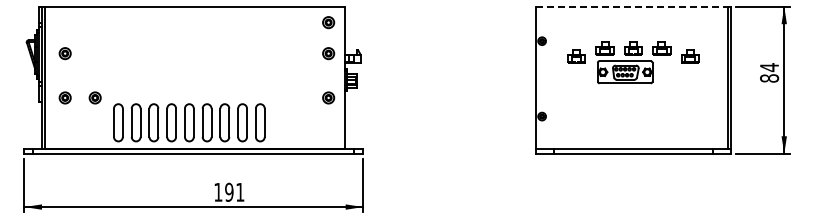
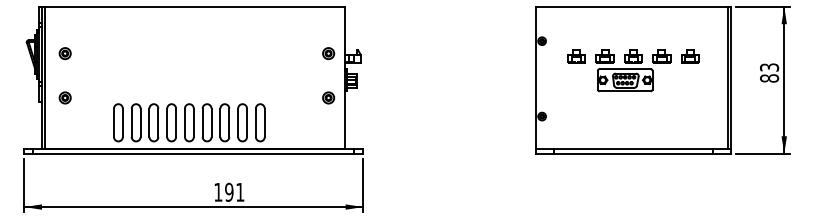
line: dashed -> solid (632, 6)
part: present -> none (328, 22)
part position: (633, 62) -> (633, 70) (633, 70)
text: 84 -> 83 (769, 67)
part: present -> none (94, 97)
